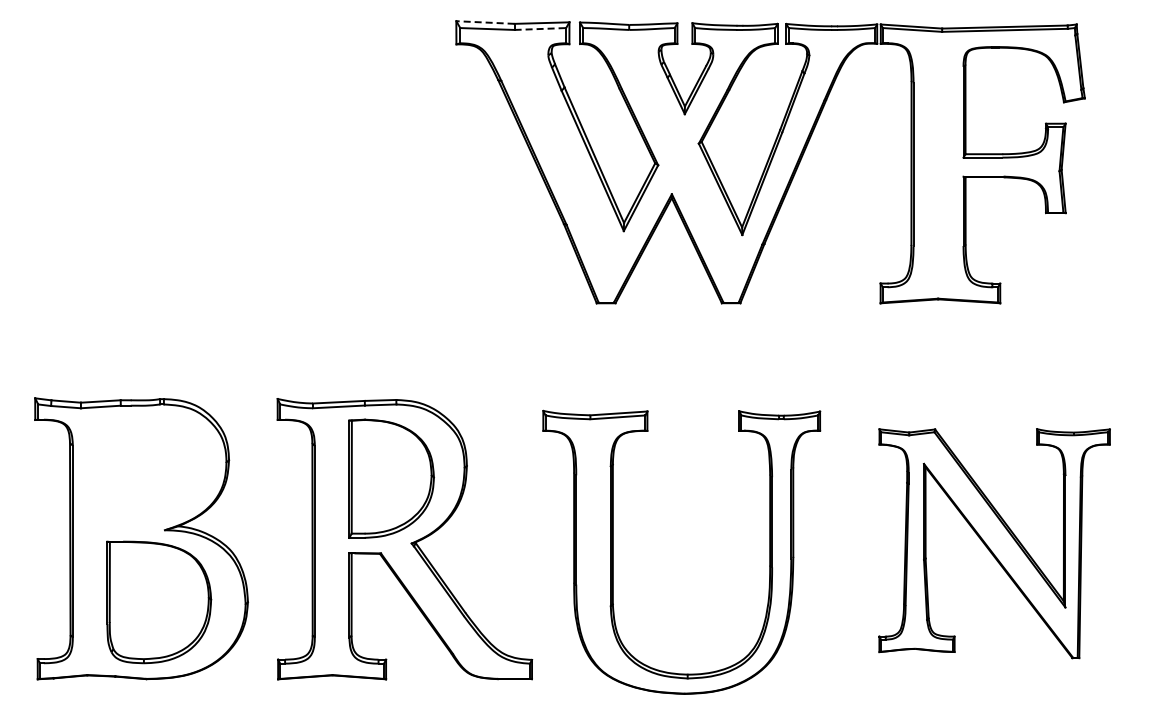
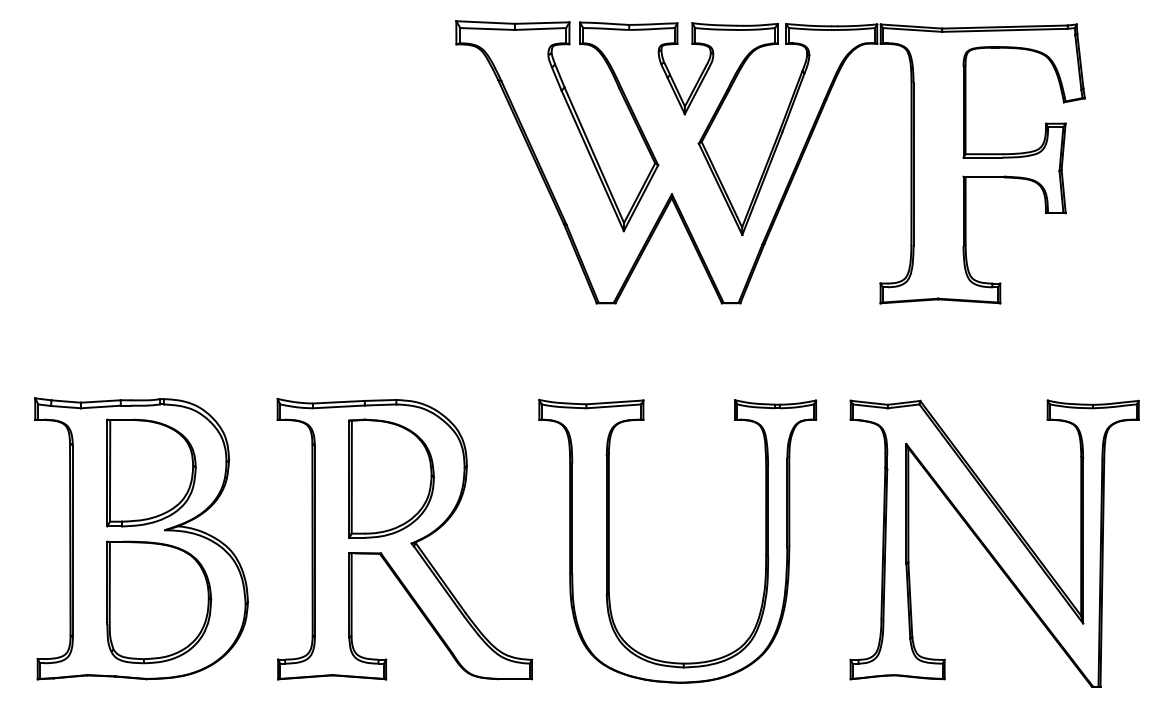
line: dashed -> solid (484, 22)
line: dashed -> solid (540, 29)
part: none -> present (151, 472)
part size: 233x232 px -> 291x289 px (994, 543)
part position: (613, 551) -> (609, 540) (609, 540)
